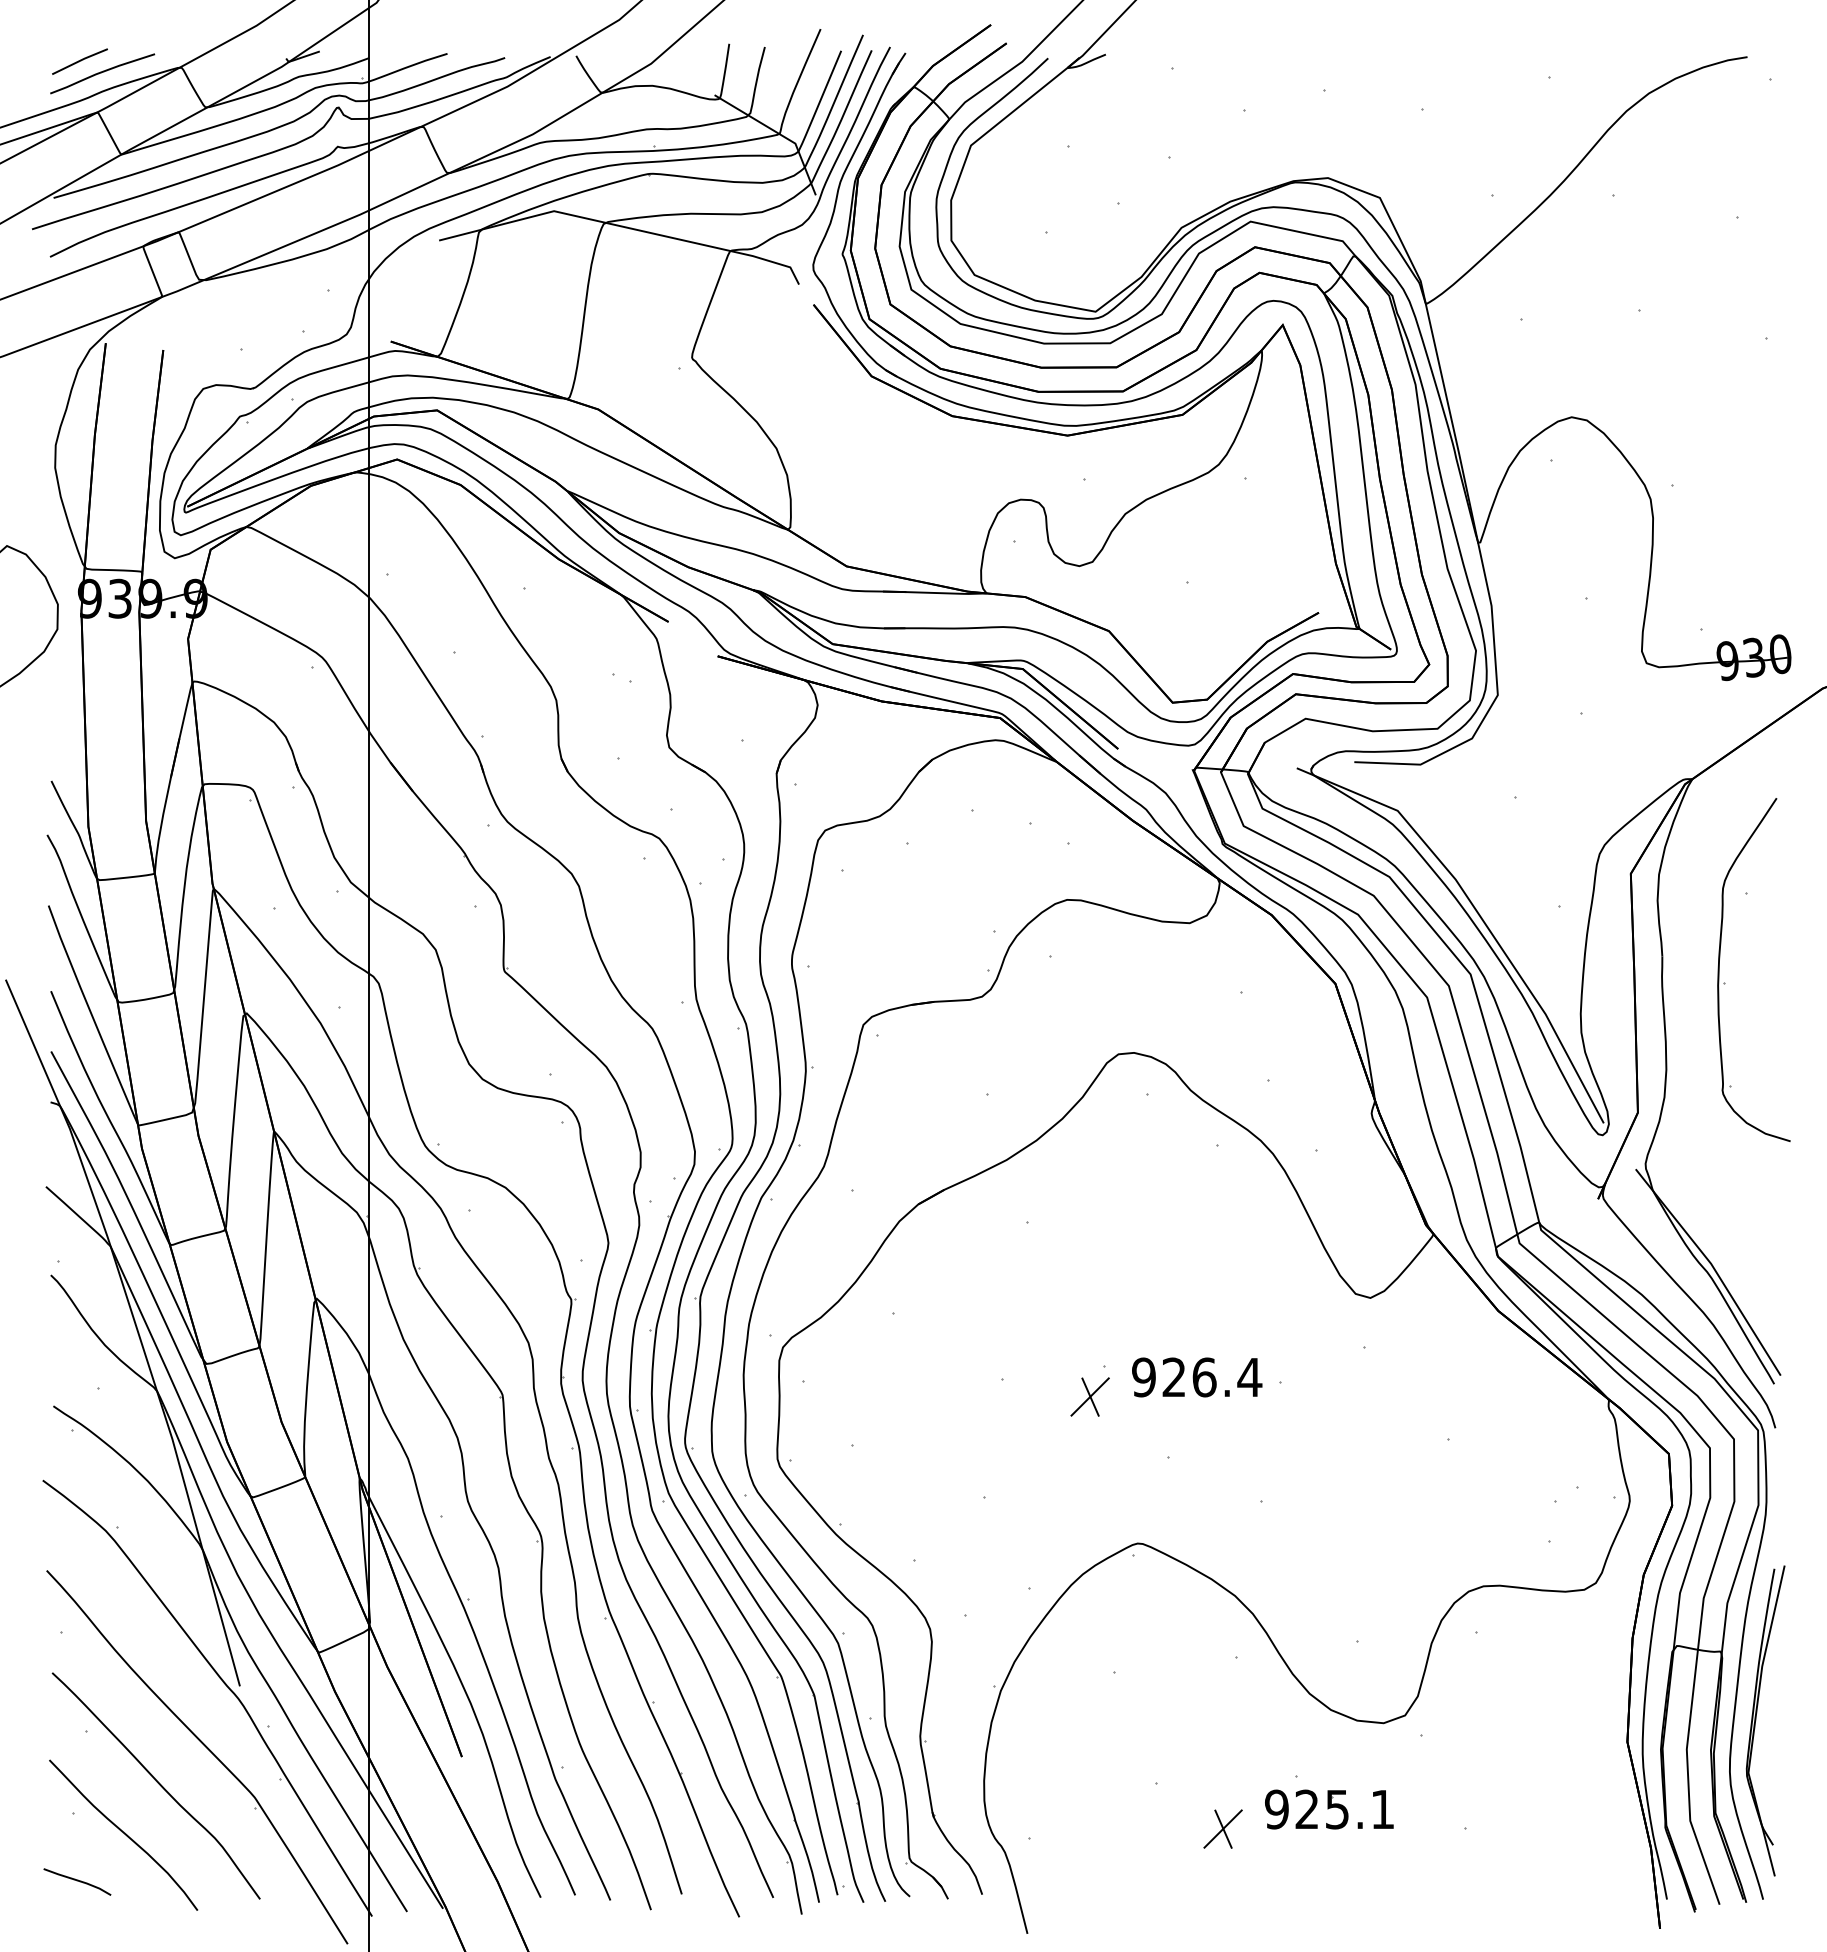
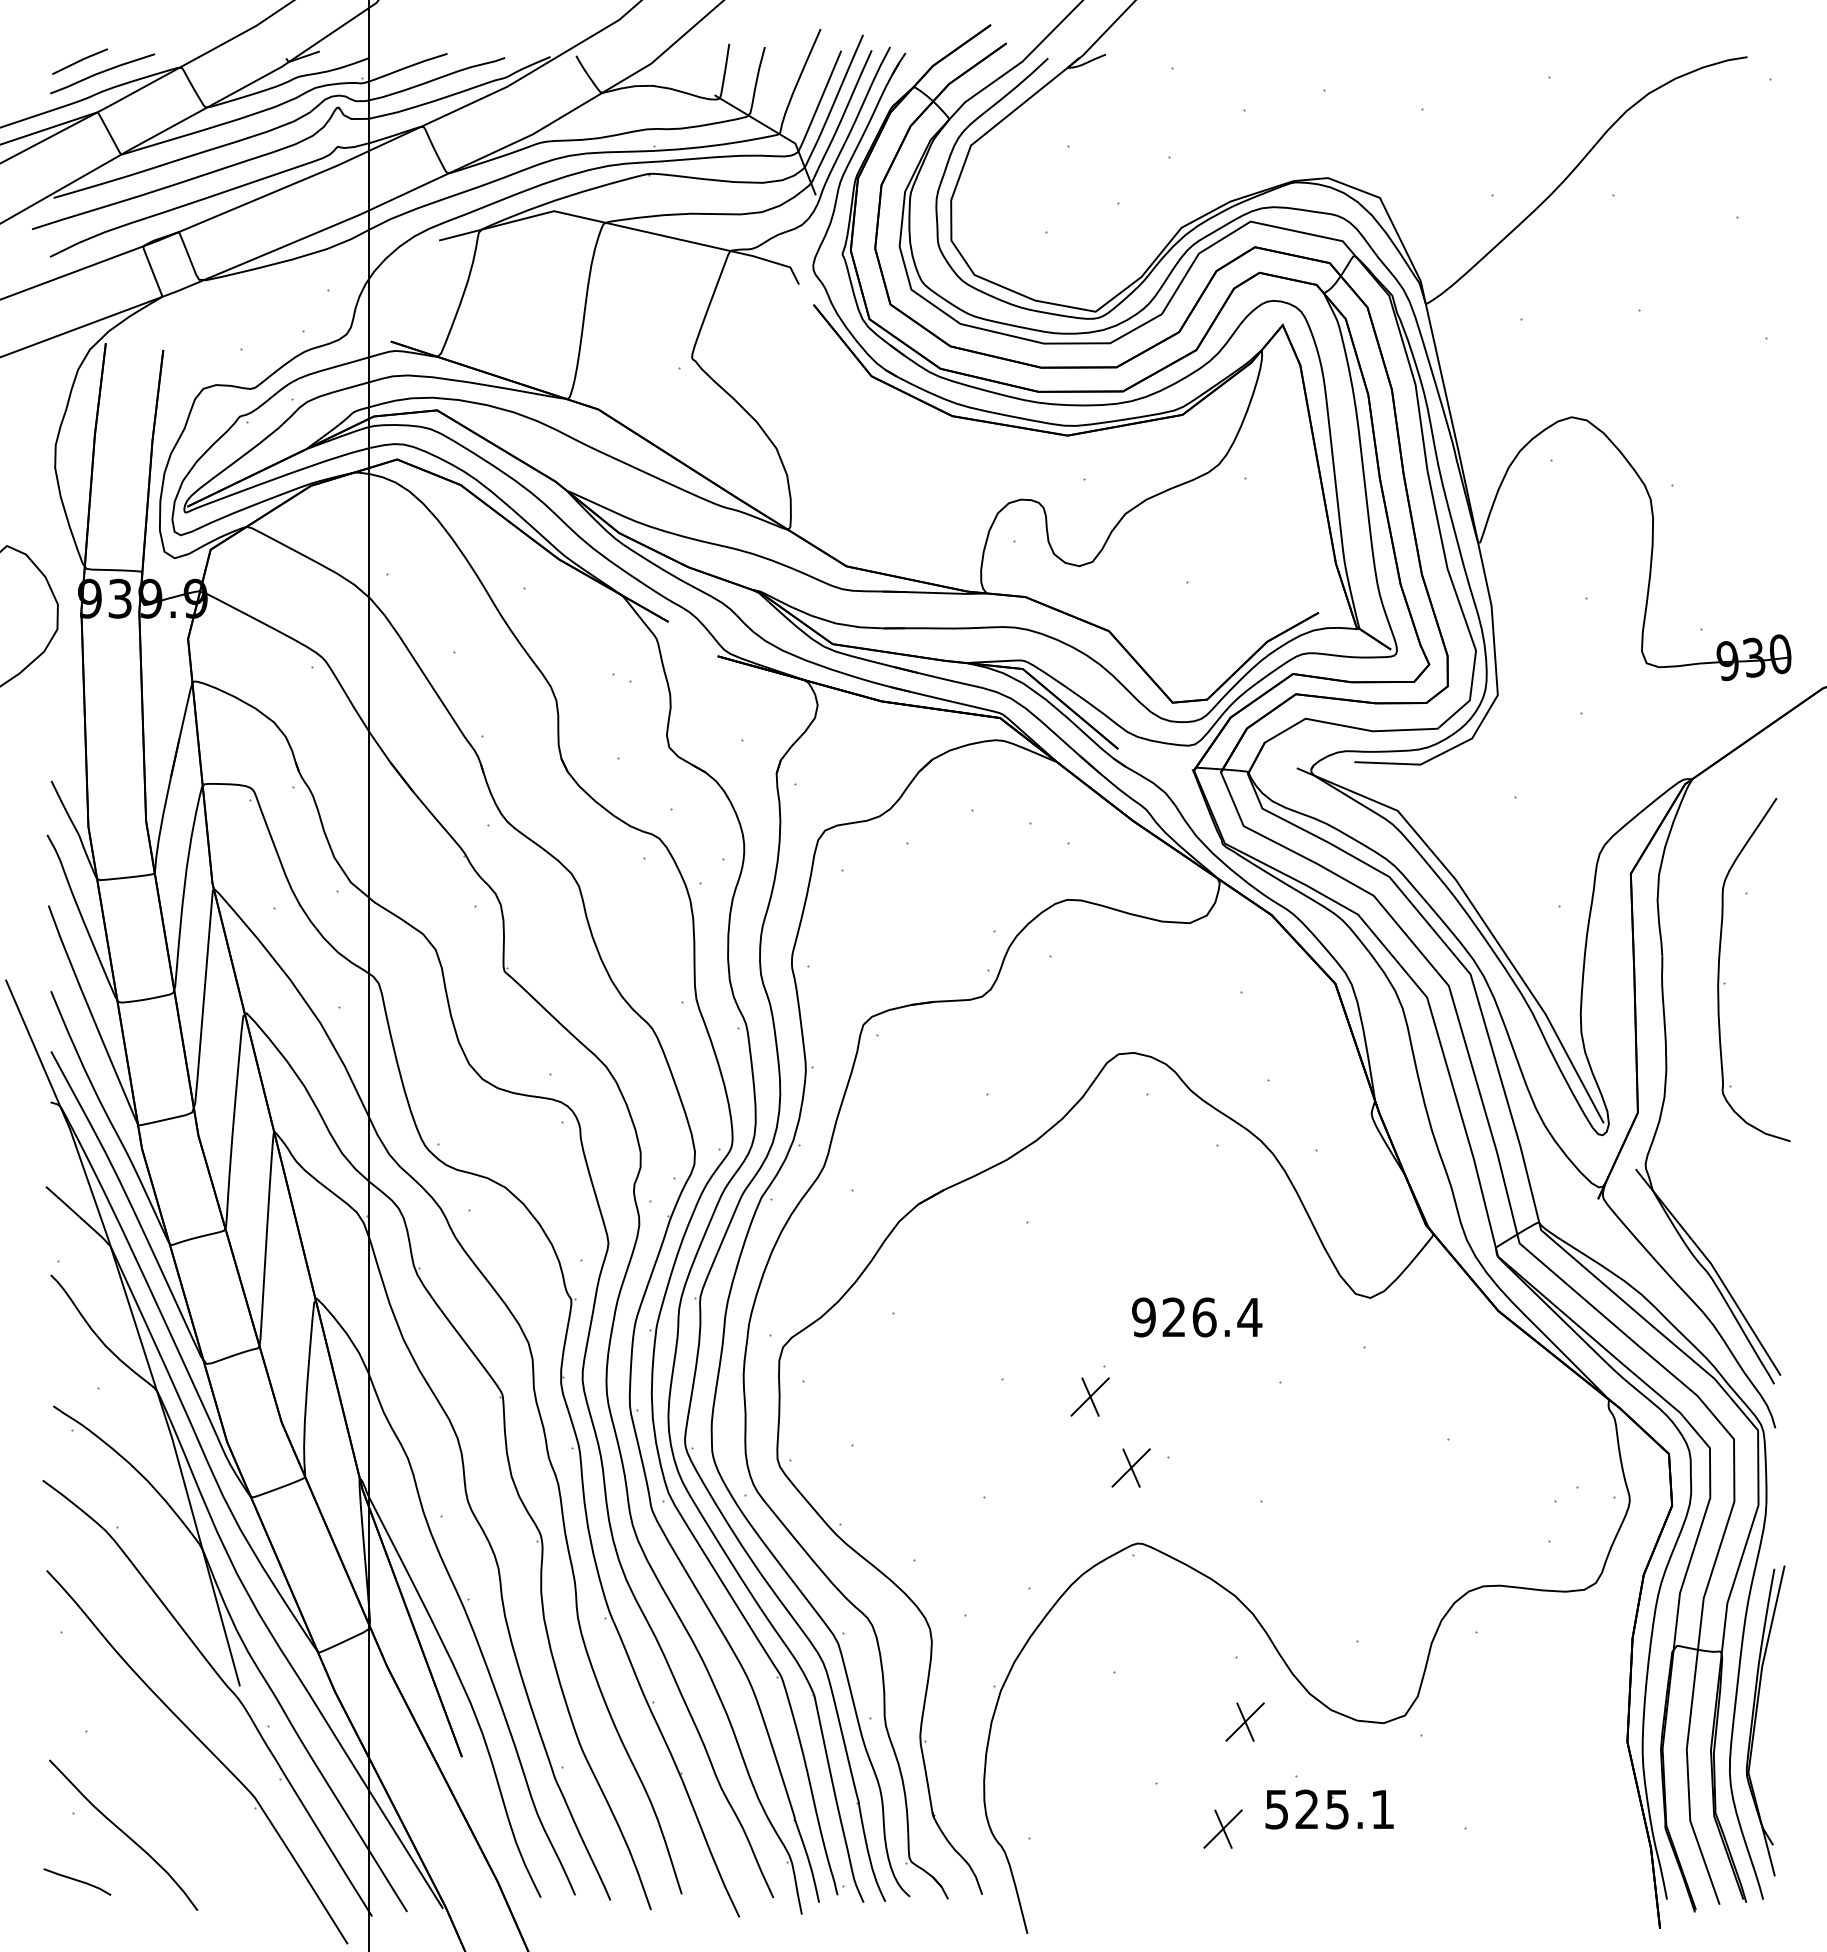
text position: (1197, 1377) -> (1197, 1317) (1197, 1317)
part: none -> present (1130, 1467)
part: none -> present (1244, 1721)
curve: present -> none (157, 1783)
text: 925.1 -> 525.1 (1276, 1809)
